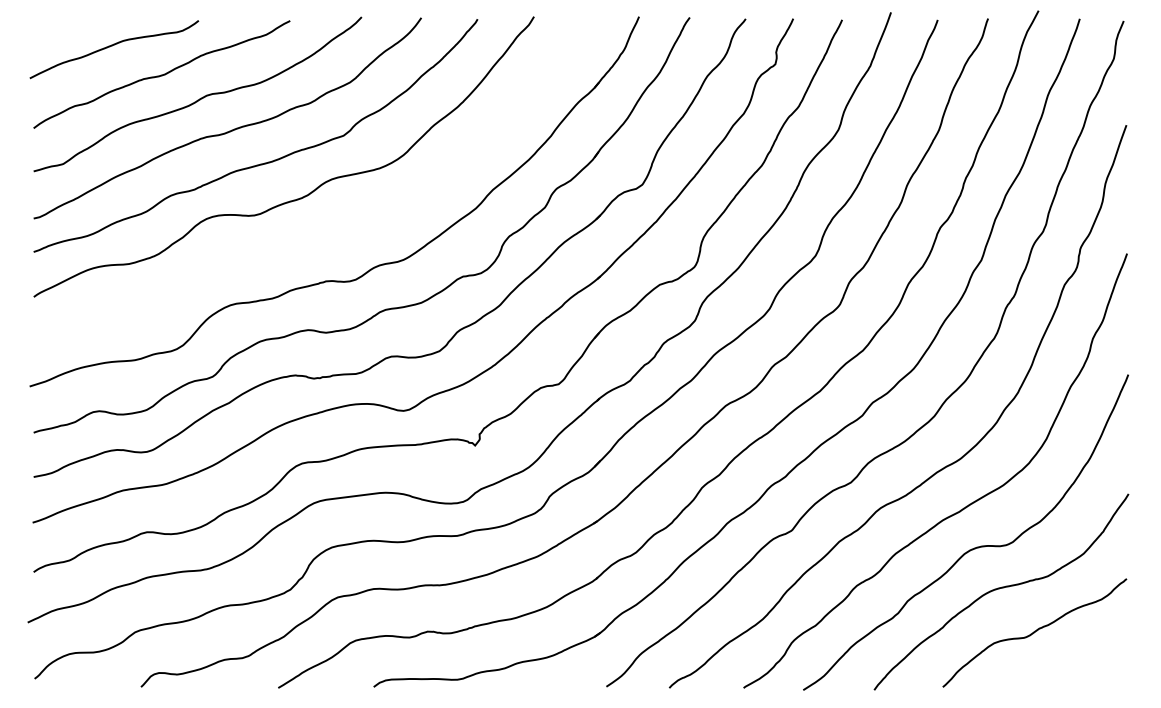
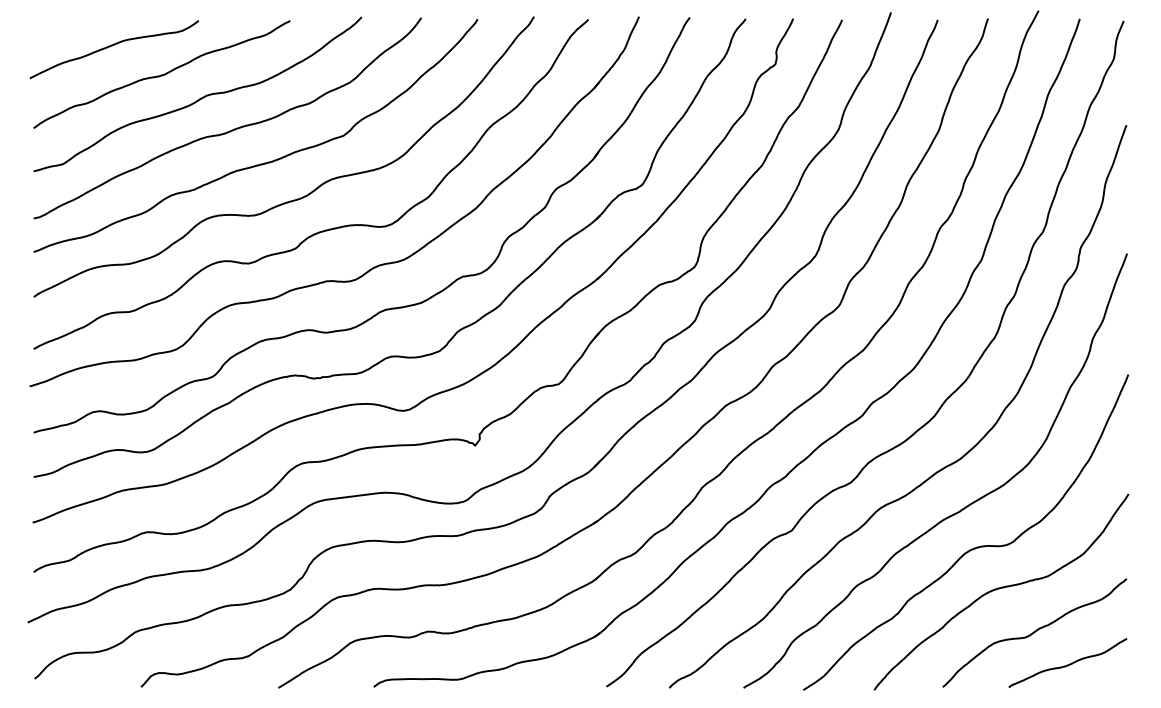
curve: none -> present (321, 230)
curve: none -> present (1067, 664)
